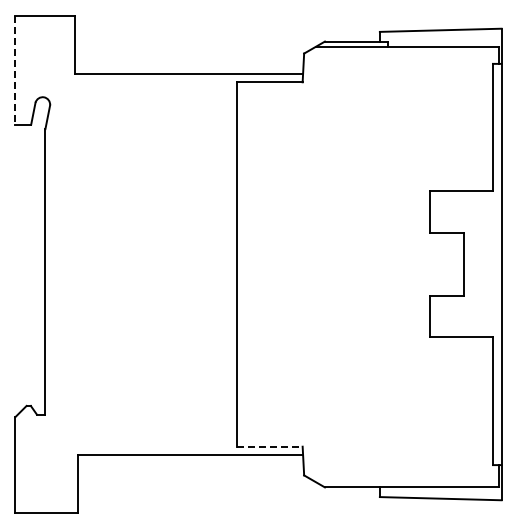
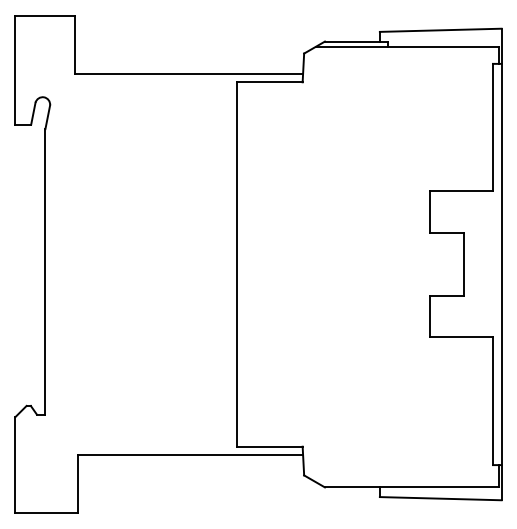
line: dashed -> solid (15, 70)
line: dashed -> solid (270, 446)
